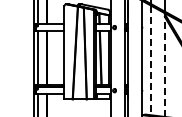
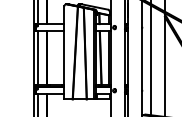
line: dashed -> solid (151, 60)
line: dashed -> solid (164, 65)
